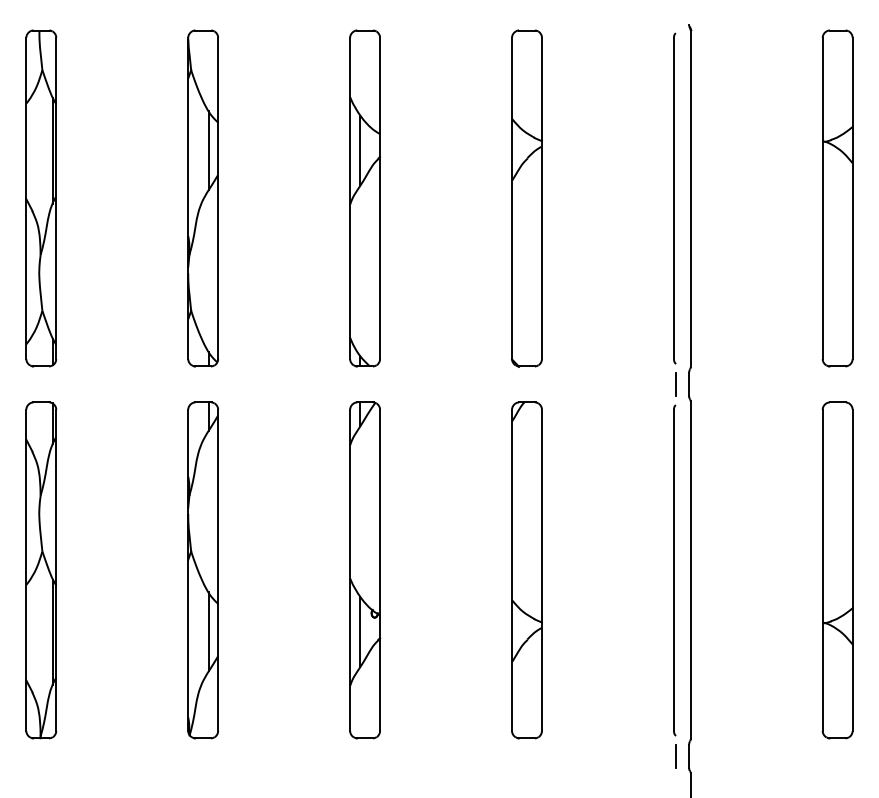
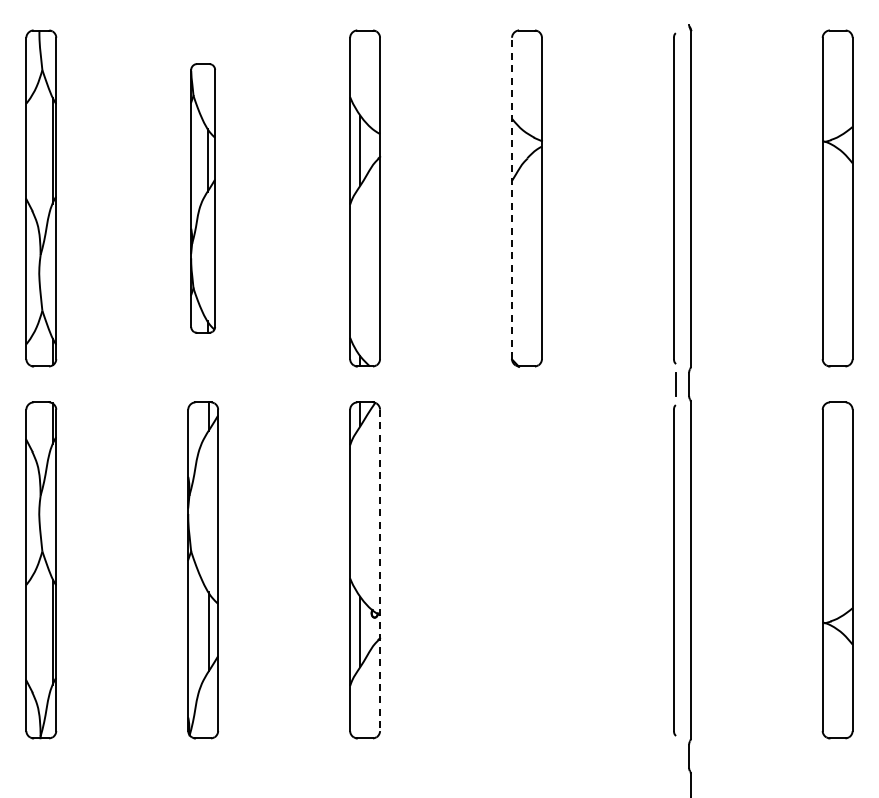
part size: 32x339 px -> 26x271 px (202, 198)
line: solid -> dashed (512, 198)
line: solid -> dashed (380, 570)
part: present -> none (526, 570)
line: present -> none (675, 756)
